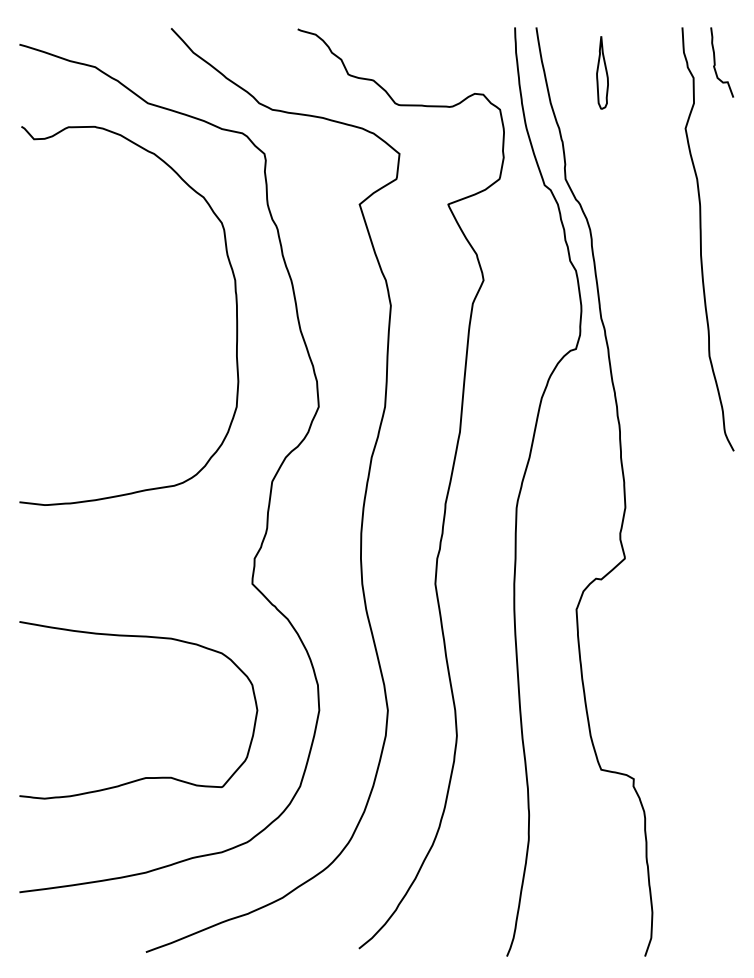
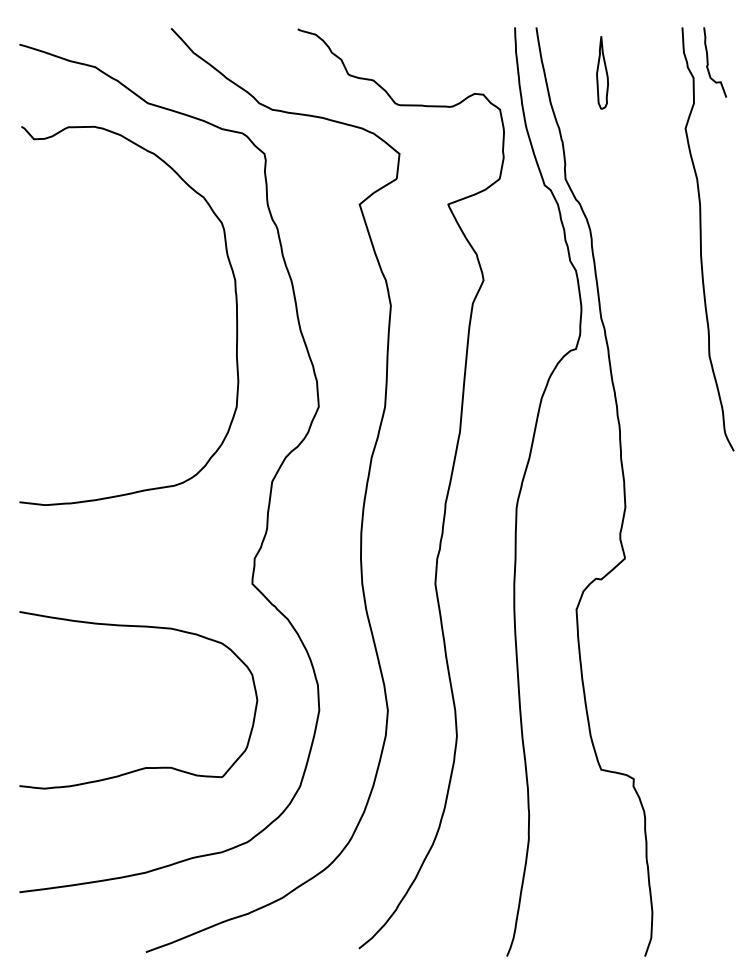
curve position: (715, 62) -> (708, 62) (708, 62)
curve position: (143, 777) -> (143, 767) (143, 767)
